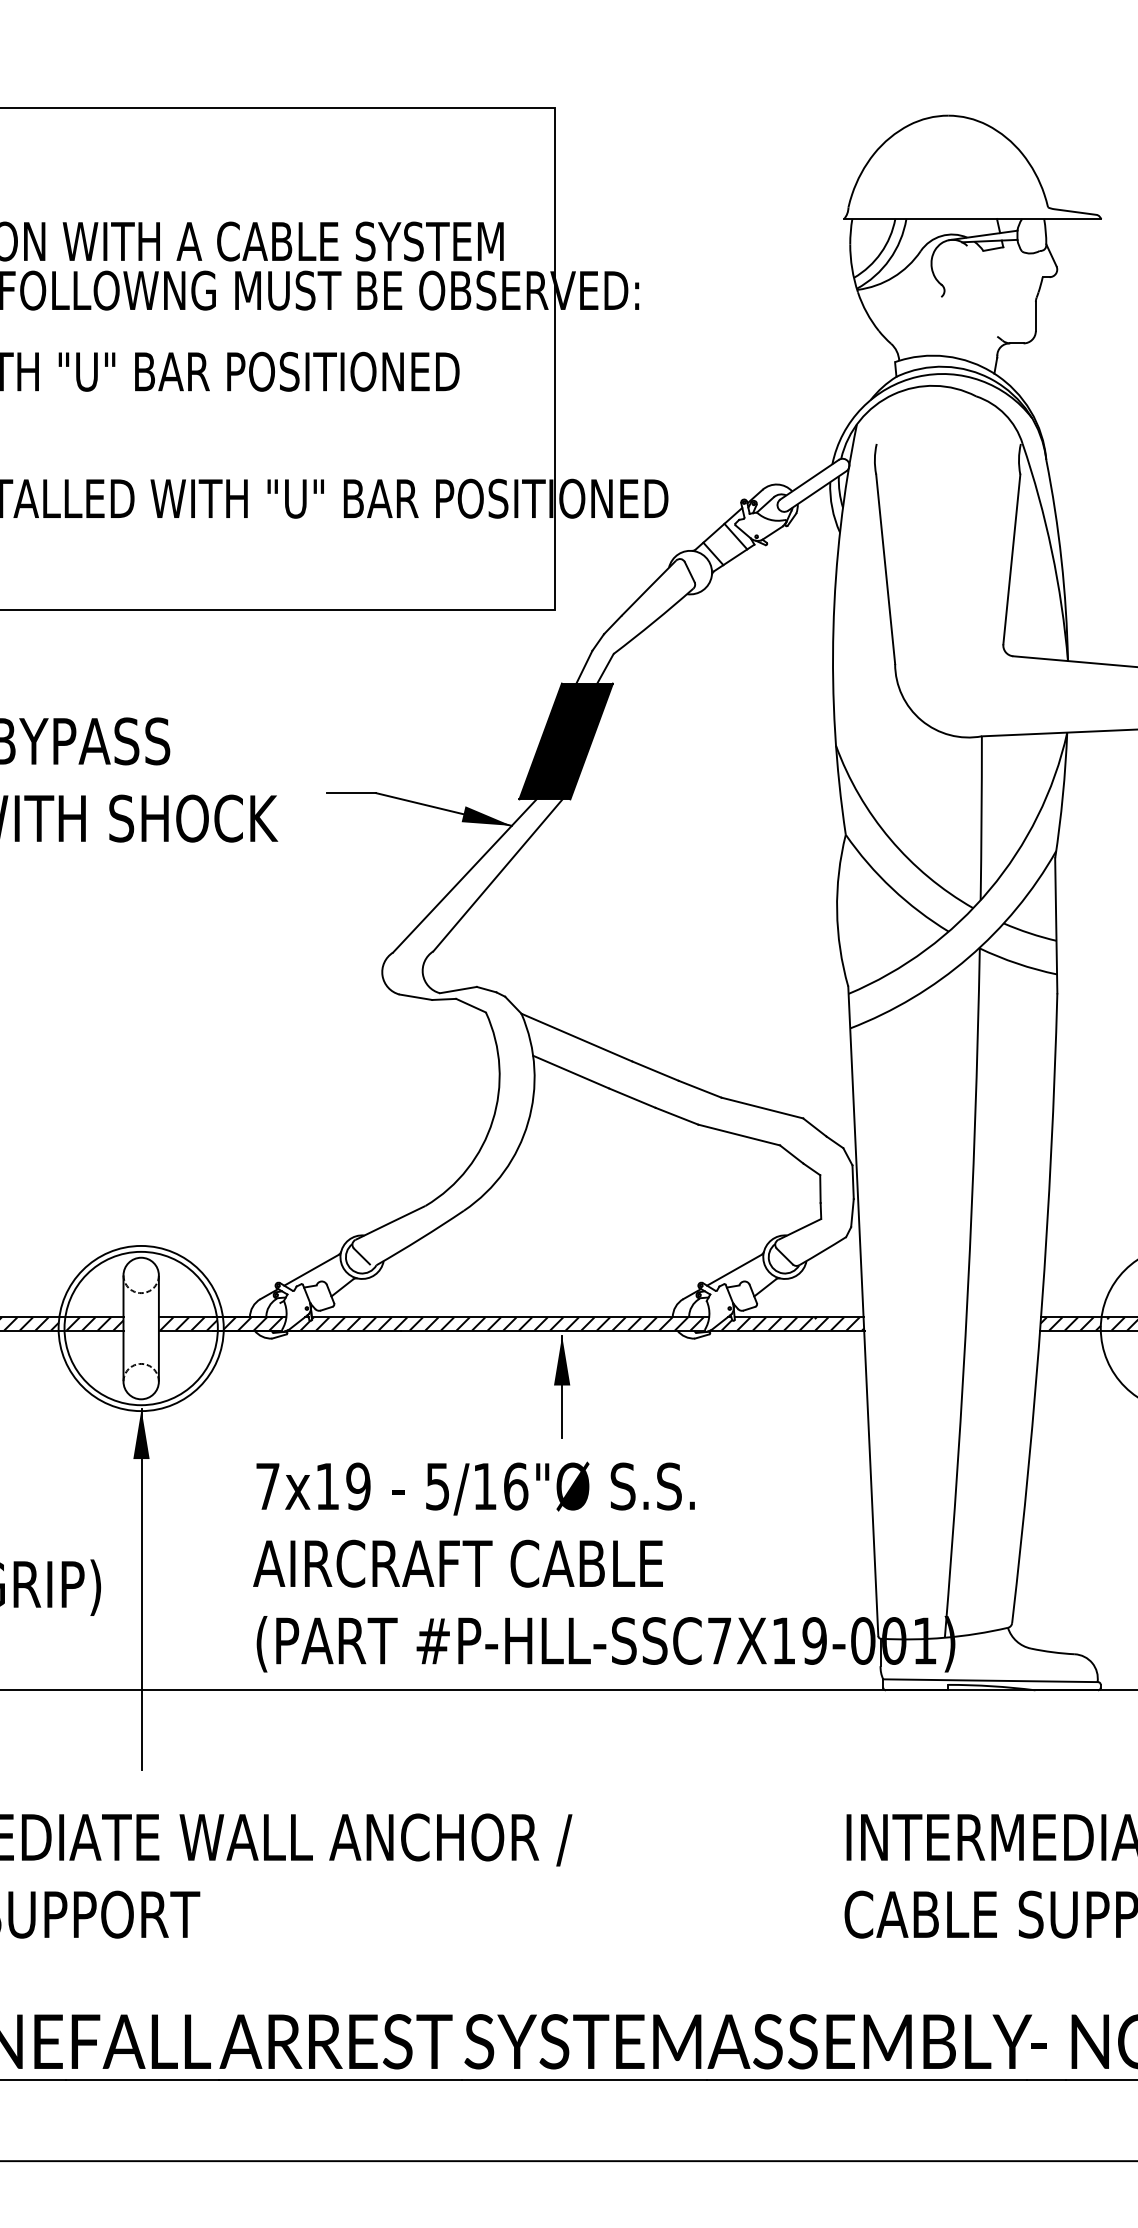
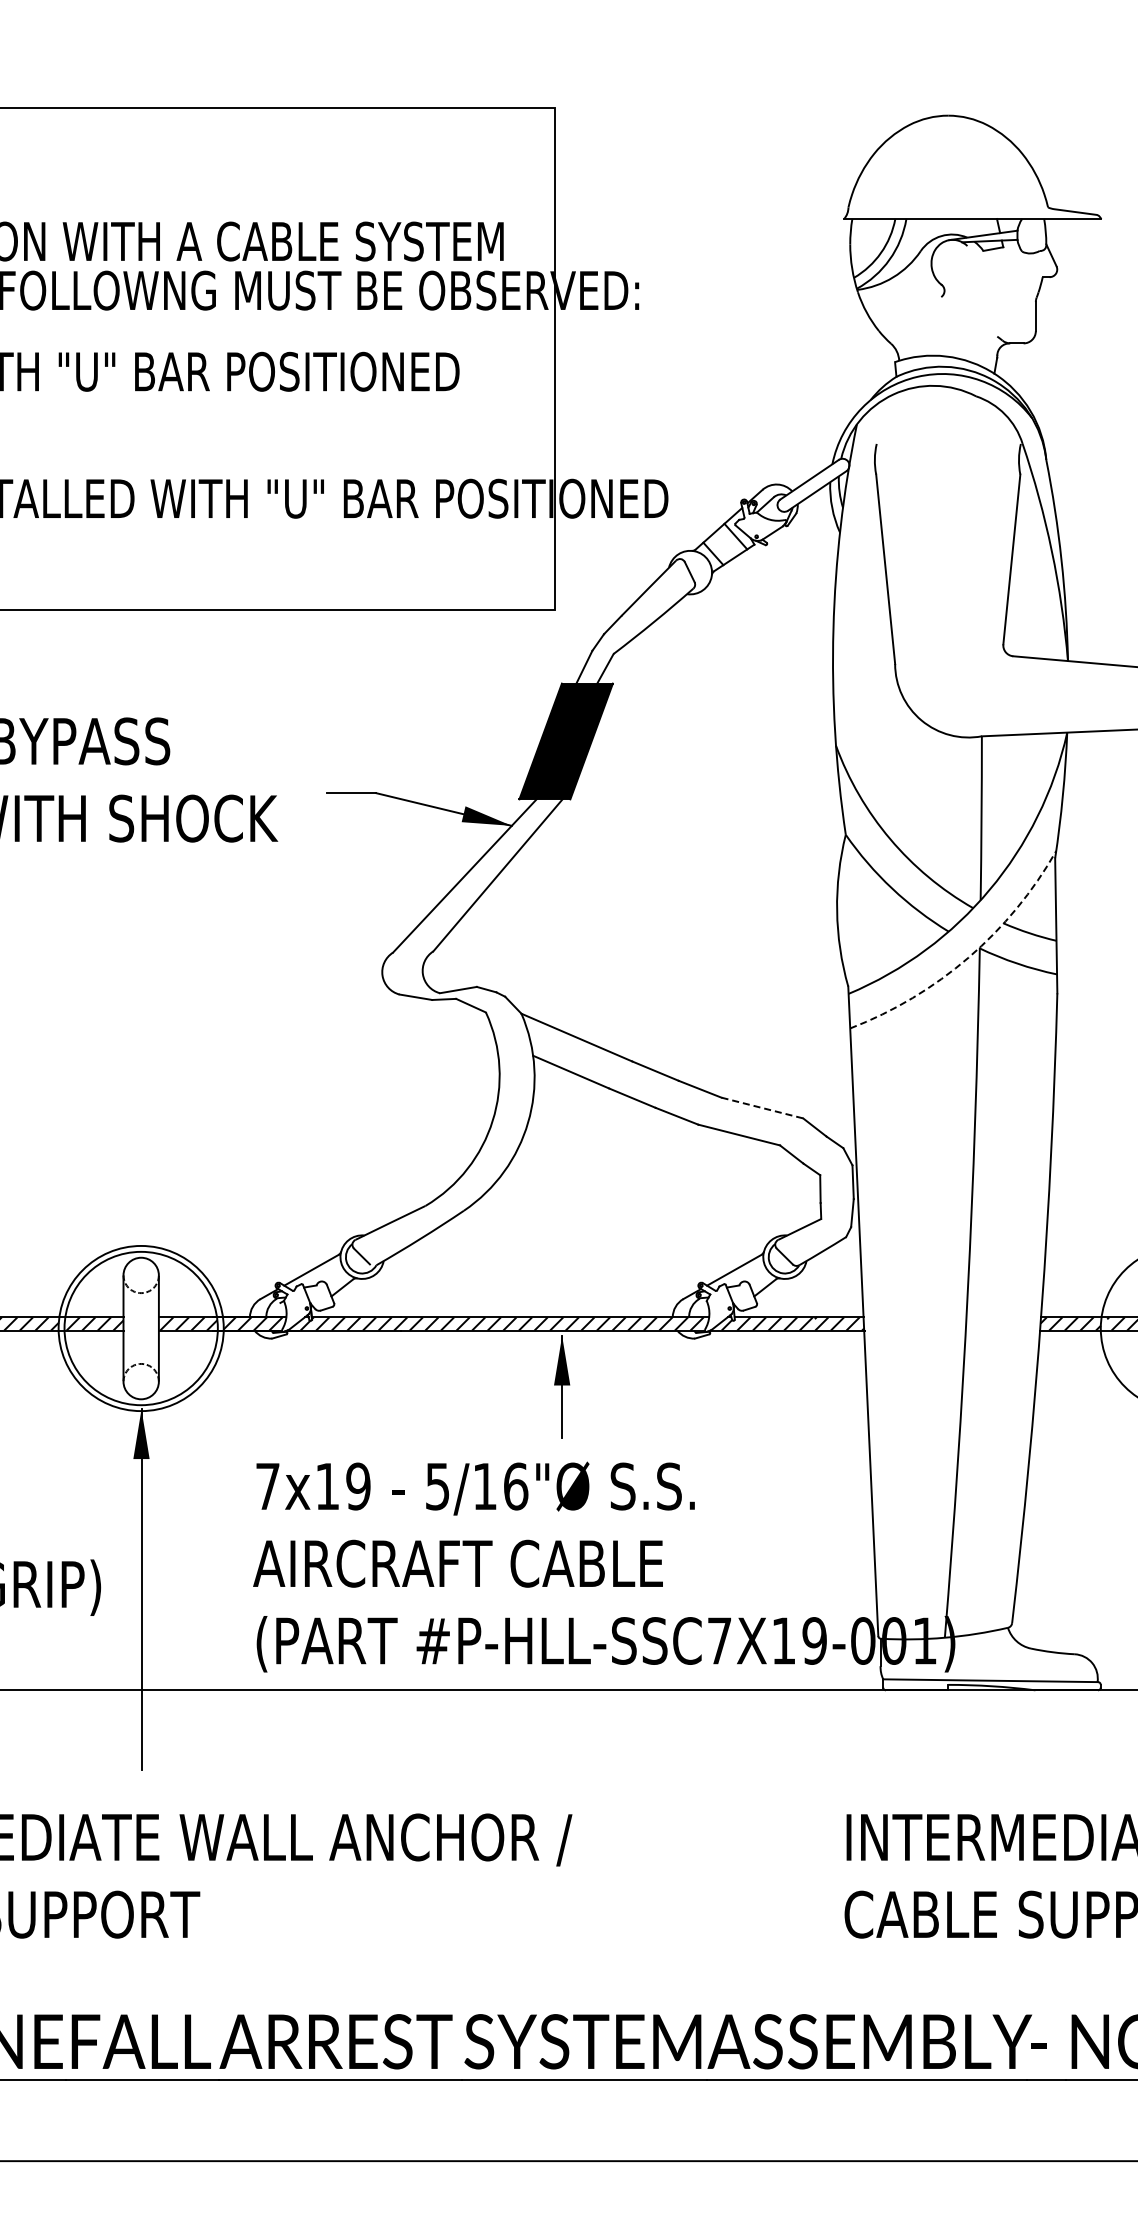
arc: solid -> dashed (968, 957)
line: solid -> dashed (762, 1108)
